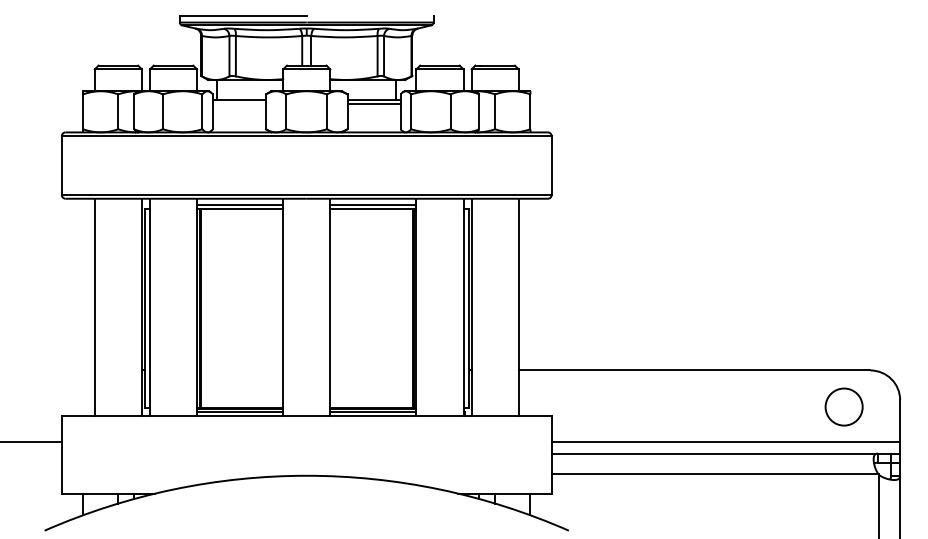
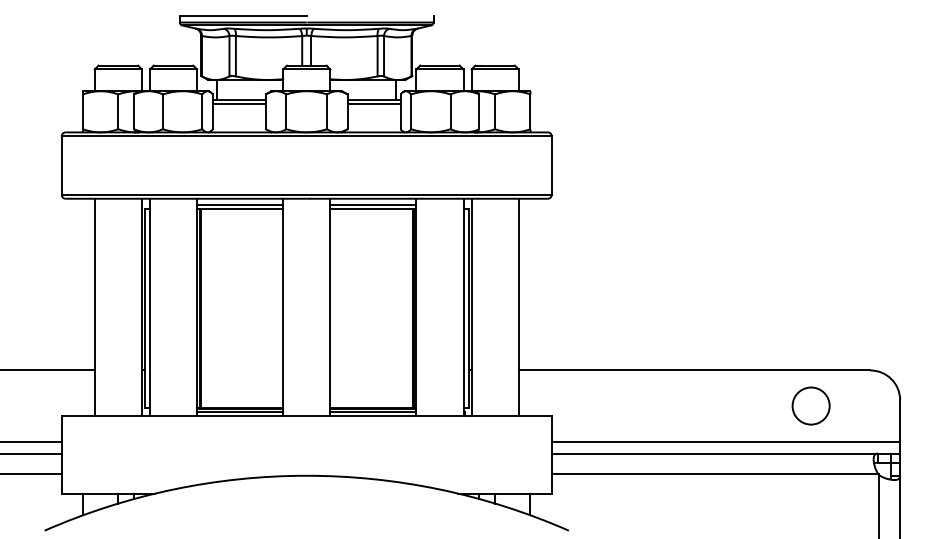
line: none -> present (238, 103)
line: none -> present (48, 370)
circle position: (843, 406) -> (810, 405) (810, 405)
line: none -> present (31, 453)
line: none -> present (31, 474)
